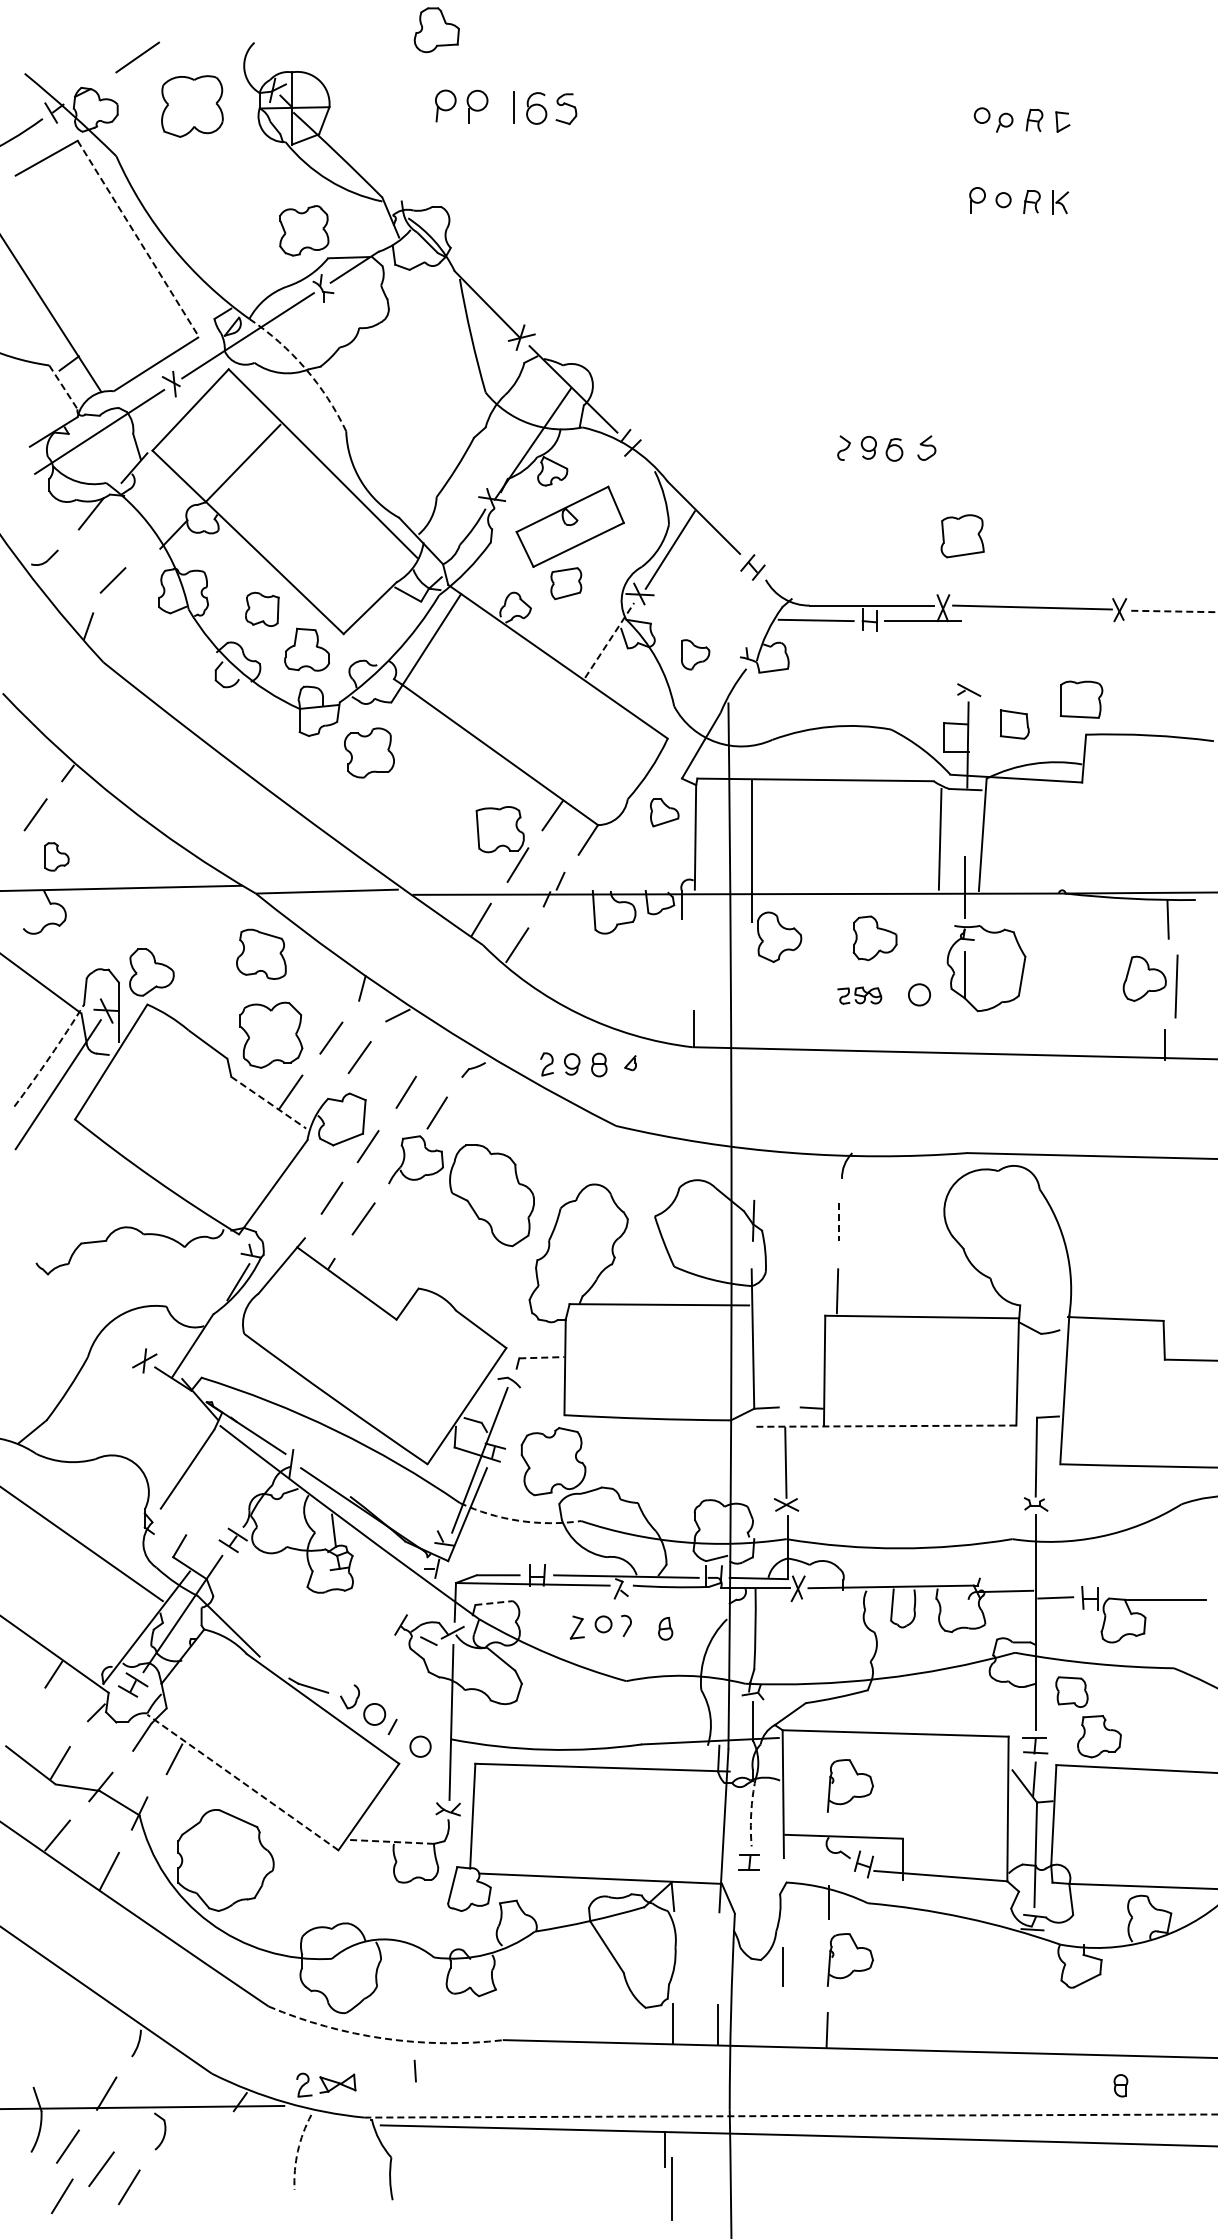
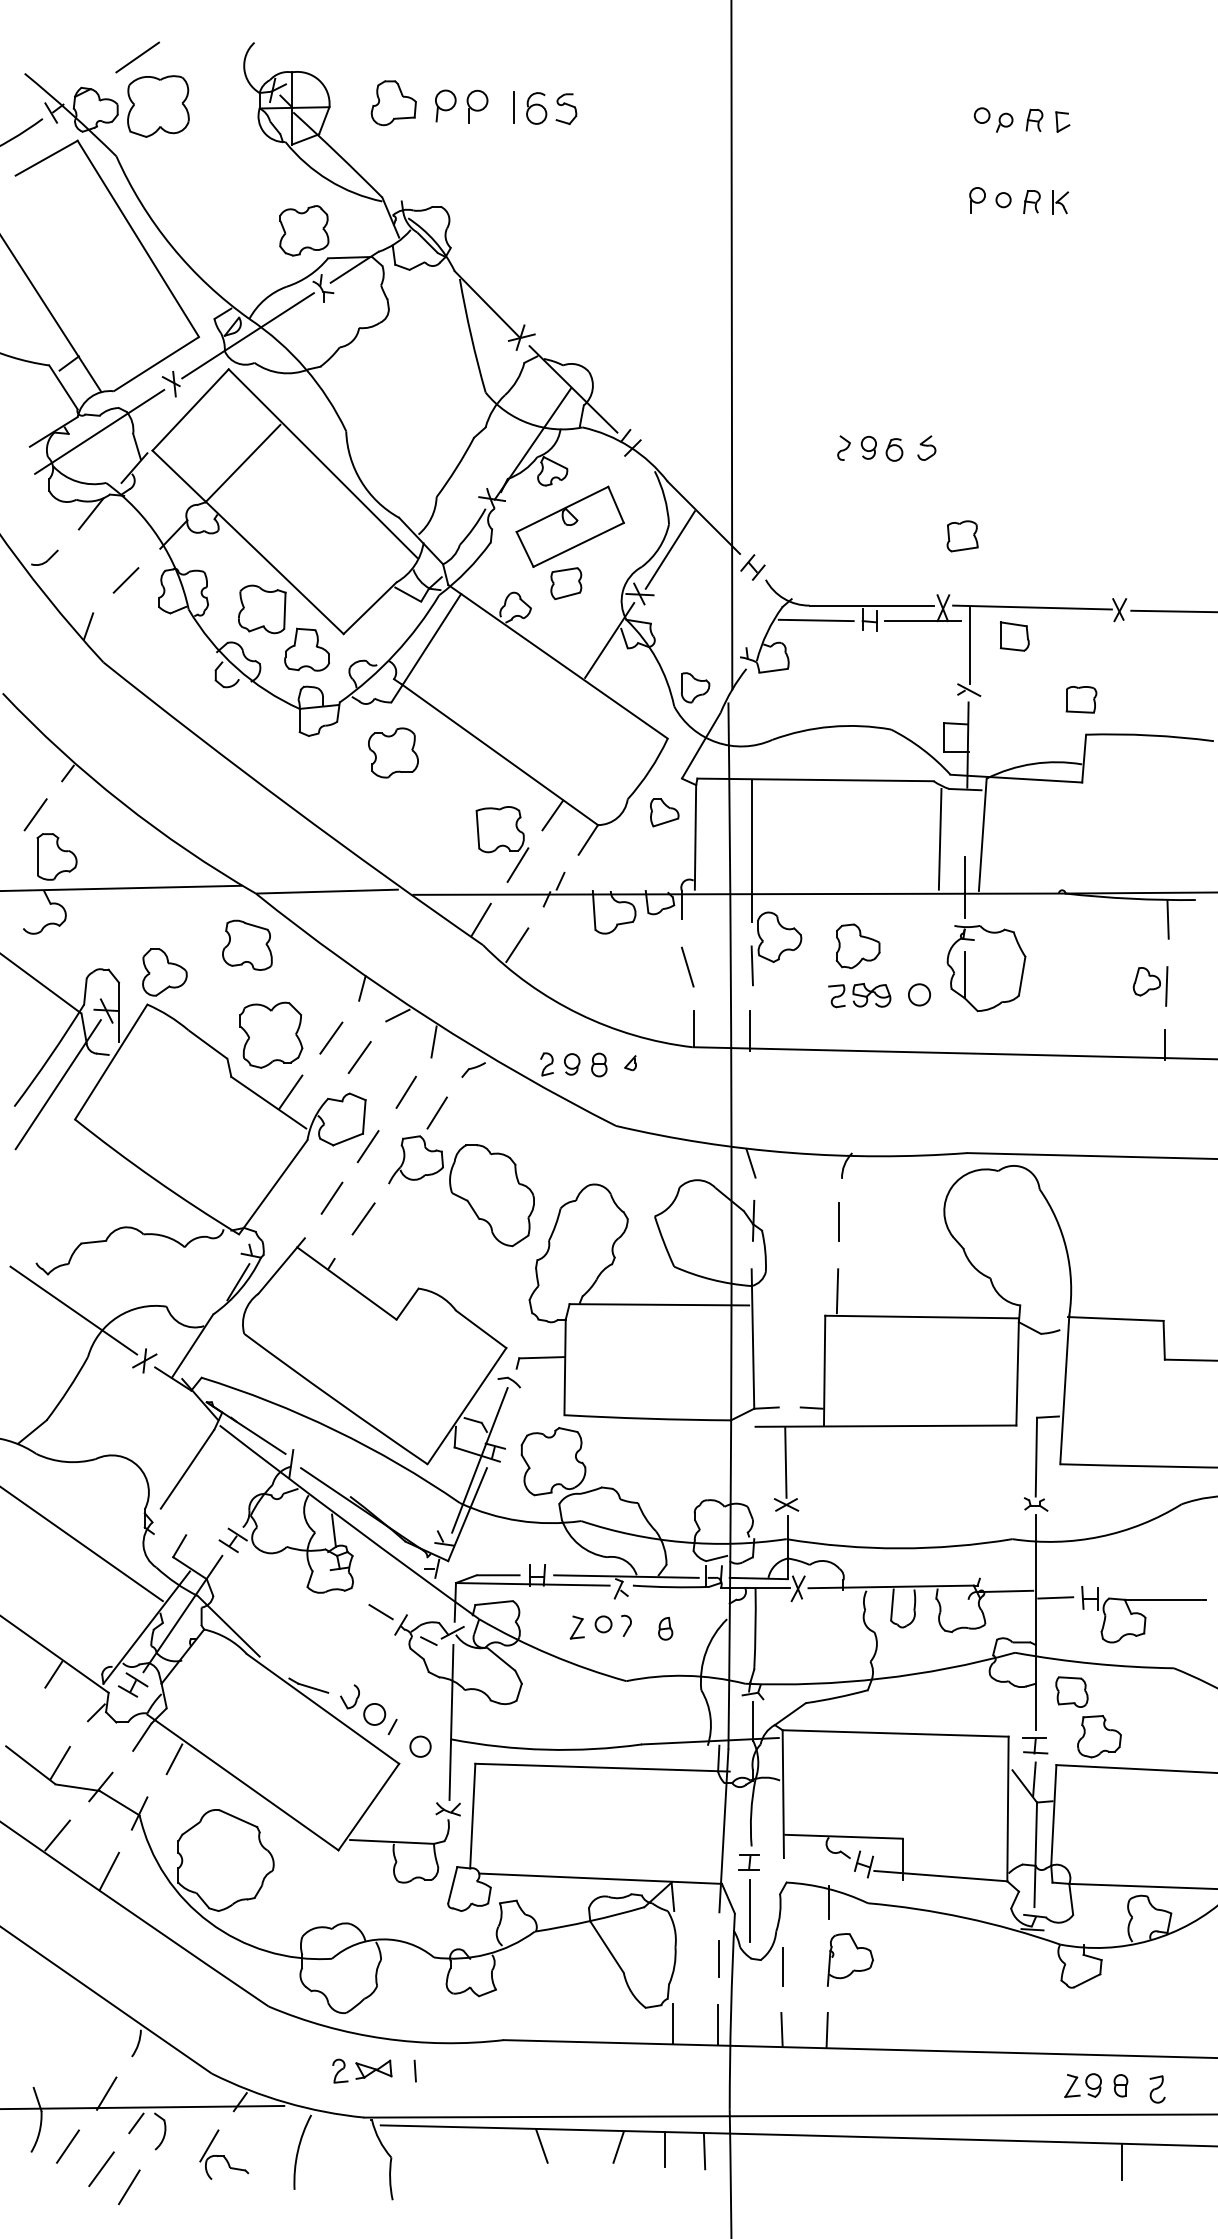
part position: (436, 30) -> (393, 103) (393, 103)
part position: (192, 106) -> (158, 106) (158, 106)
line: dashed -> solid (138, 239)
line: none -> present (731, 345)
arc: dashed -> solid (305, 368)
line: dashed -> solid (63, 387)
part size: 45x45 px -> 33x33 px (962, 536)
line position: (112, 580) -> (125, 580) (125, 580)
part size: 35x36 px -> 49x51 px (262, 609)
line: dashed -> solid (1175, 611)
line: dashed -> solid (609, 640)
line: none -> present (969, 646)
part position: (695, 654) -> (695, 687) (695, 687)
part size: 45x39 px -> 33x28 px (1081, 699)
part position: (1014, 724) -> (1014, 636) (1014, 636)
part position: (369, 752) -> (393, 752) (393, 752)
part size: 26x30 px -> 42x48 px (56, 856)
part position: (874, 938) -> (857, 946) (857, 946)
part position: (261, 953) -> (247, 944) (247, 944)
line: none -> present (751, 965)
line: none -> present (687, 966)
part position: (151, 972) -> (164, 972) (164, 972)
part size: 57x65 px -> 37x41 px (1150, 986)
part size: 46x19 px -> 64x26 px (859, 995)
line: none -> present (750, 1031)
line: none -> present (433, 1041)
arc: dashed -> solid (50, 1056)
line: dashed -> solid (269, 1103)
line: none -> present (750, 1163)
line: dashed -> solid (839, 1222)
line: none -> present (73, 1310)
line: dashed -> solid (541, 1357)
line: dashed -> solid (885, 1426)
arc: dashed -> solid (519, 1520)
line: dashed -> solid (494, 1603)
line: none -> present (380, 1611)
line: dashed -> solid (242, 1782)
part: present -> none (850, 1785)
arc: dashed -> solid (751, 1812)
line: dashed -> solid (392, 1841)
line: none -> present (719, 1958)
line: none -> present (781, 2029)
arc: dashed -> solid (384, 2038)
part position: (326, 2084) -> (362, 2070) (362, 2070)
part: none -> present (1082, 2085)
part: none -> present (1157, 2089)
line: dashed -> solid (791, 2116)
line: none -> present (136, 2123)
line: none -> present (541, 2145)
line: none -> present (618, 2146)
arc: dashed -> solid (297, 2151)
line: none -> present (704, 2151)
part: none -> present (224, 2154)
line: none -> present (1122, 2161)
line position: (671, 2188) -> (749, 1910) (749, 1910)
line: present -> none (62, 2196)
